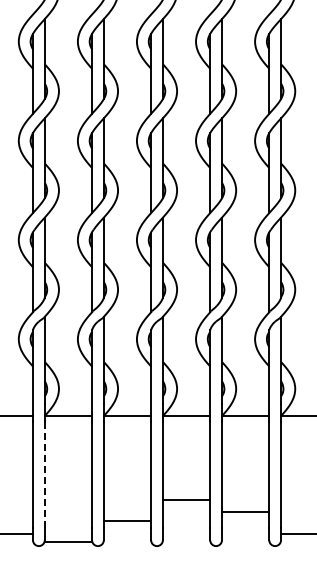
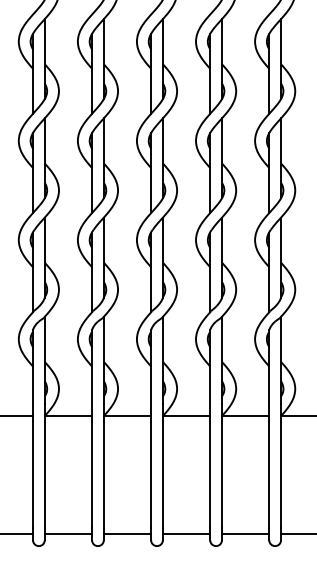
line: dashed -> solid (44, 474)
line position: (186, 500) -> (186, 534) (186, 534)
line position: (245, 512) -> (245, 534) (245, 534)
line position: (127, 521) -> (127, 534) (127, 534)
line position: (68, 542) -> (68, 534) (68, 534)
